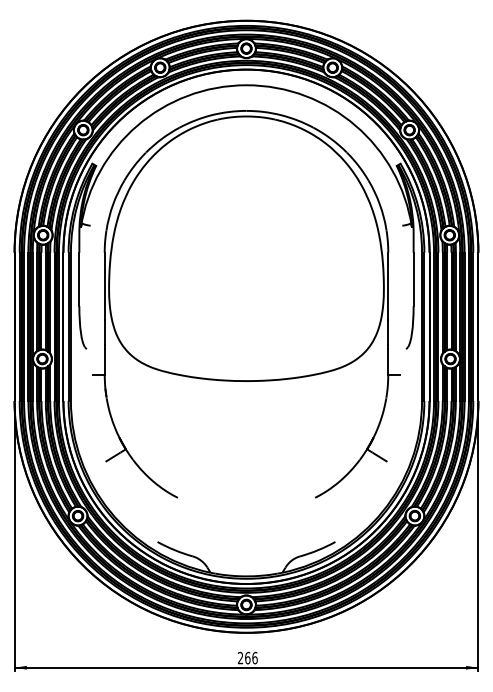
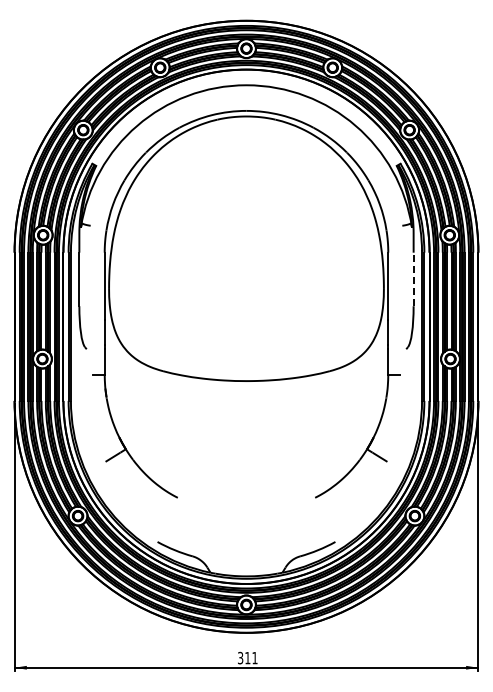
line: solid -> dashed (413, 279)
text: 266 -> 311 (247, 657)
